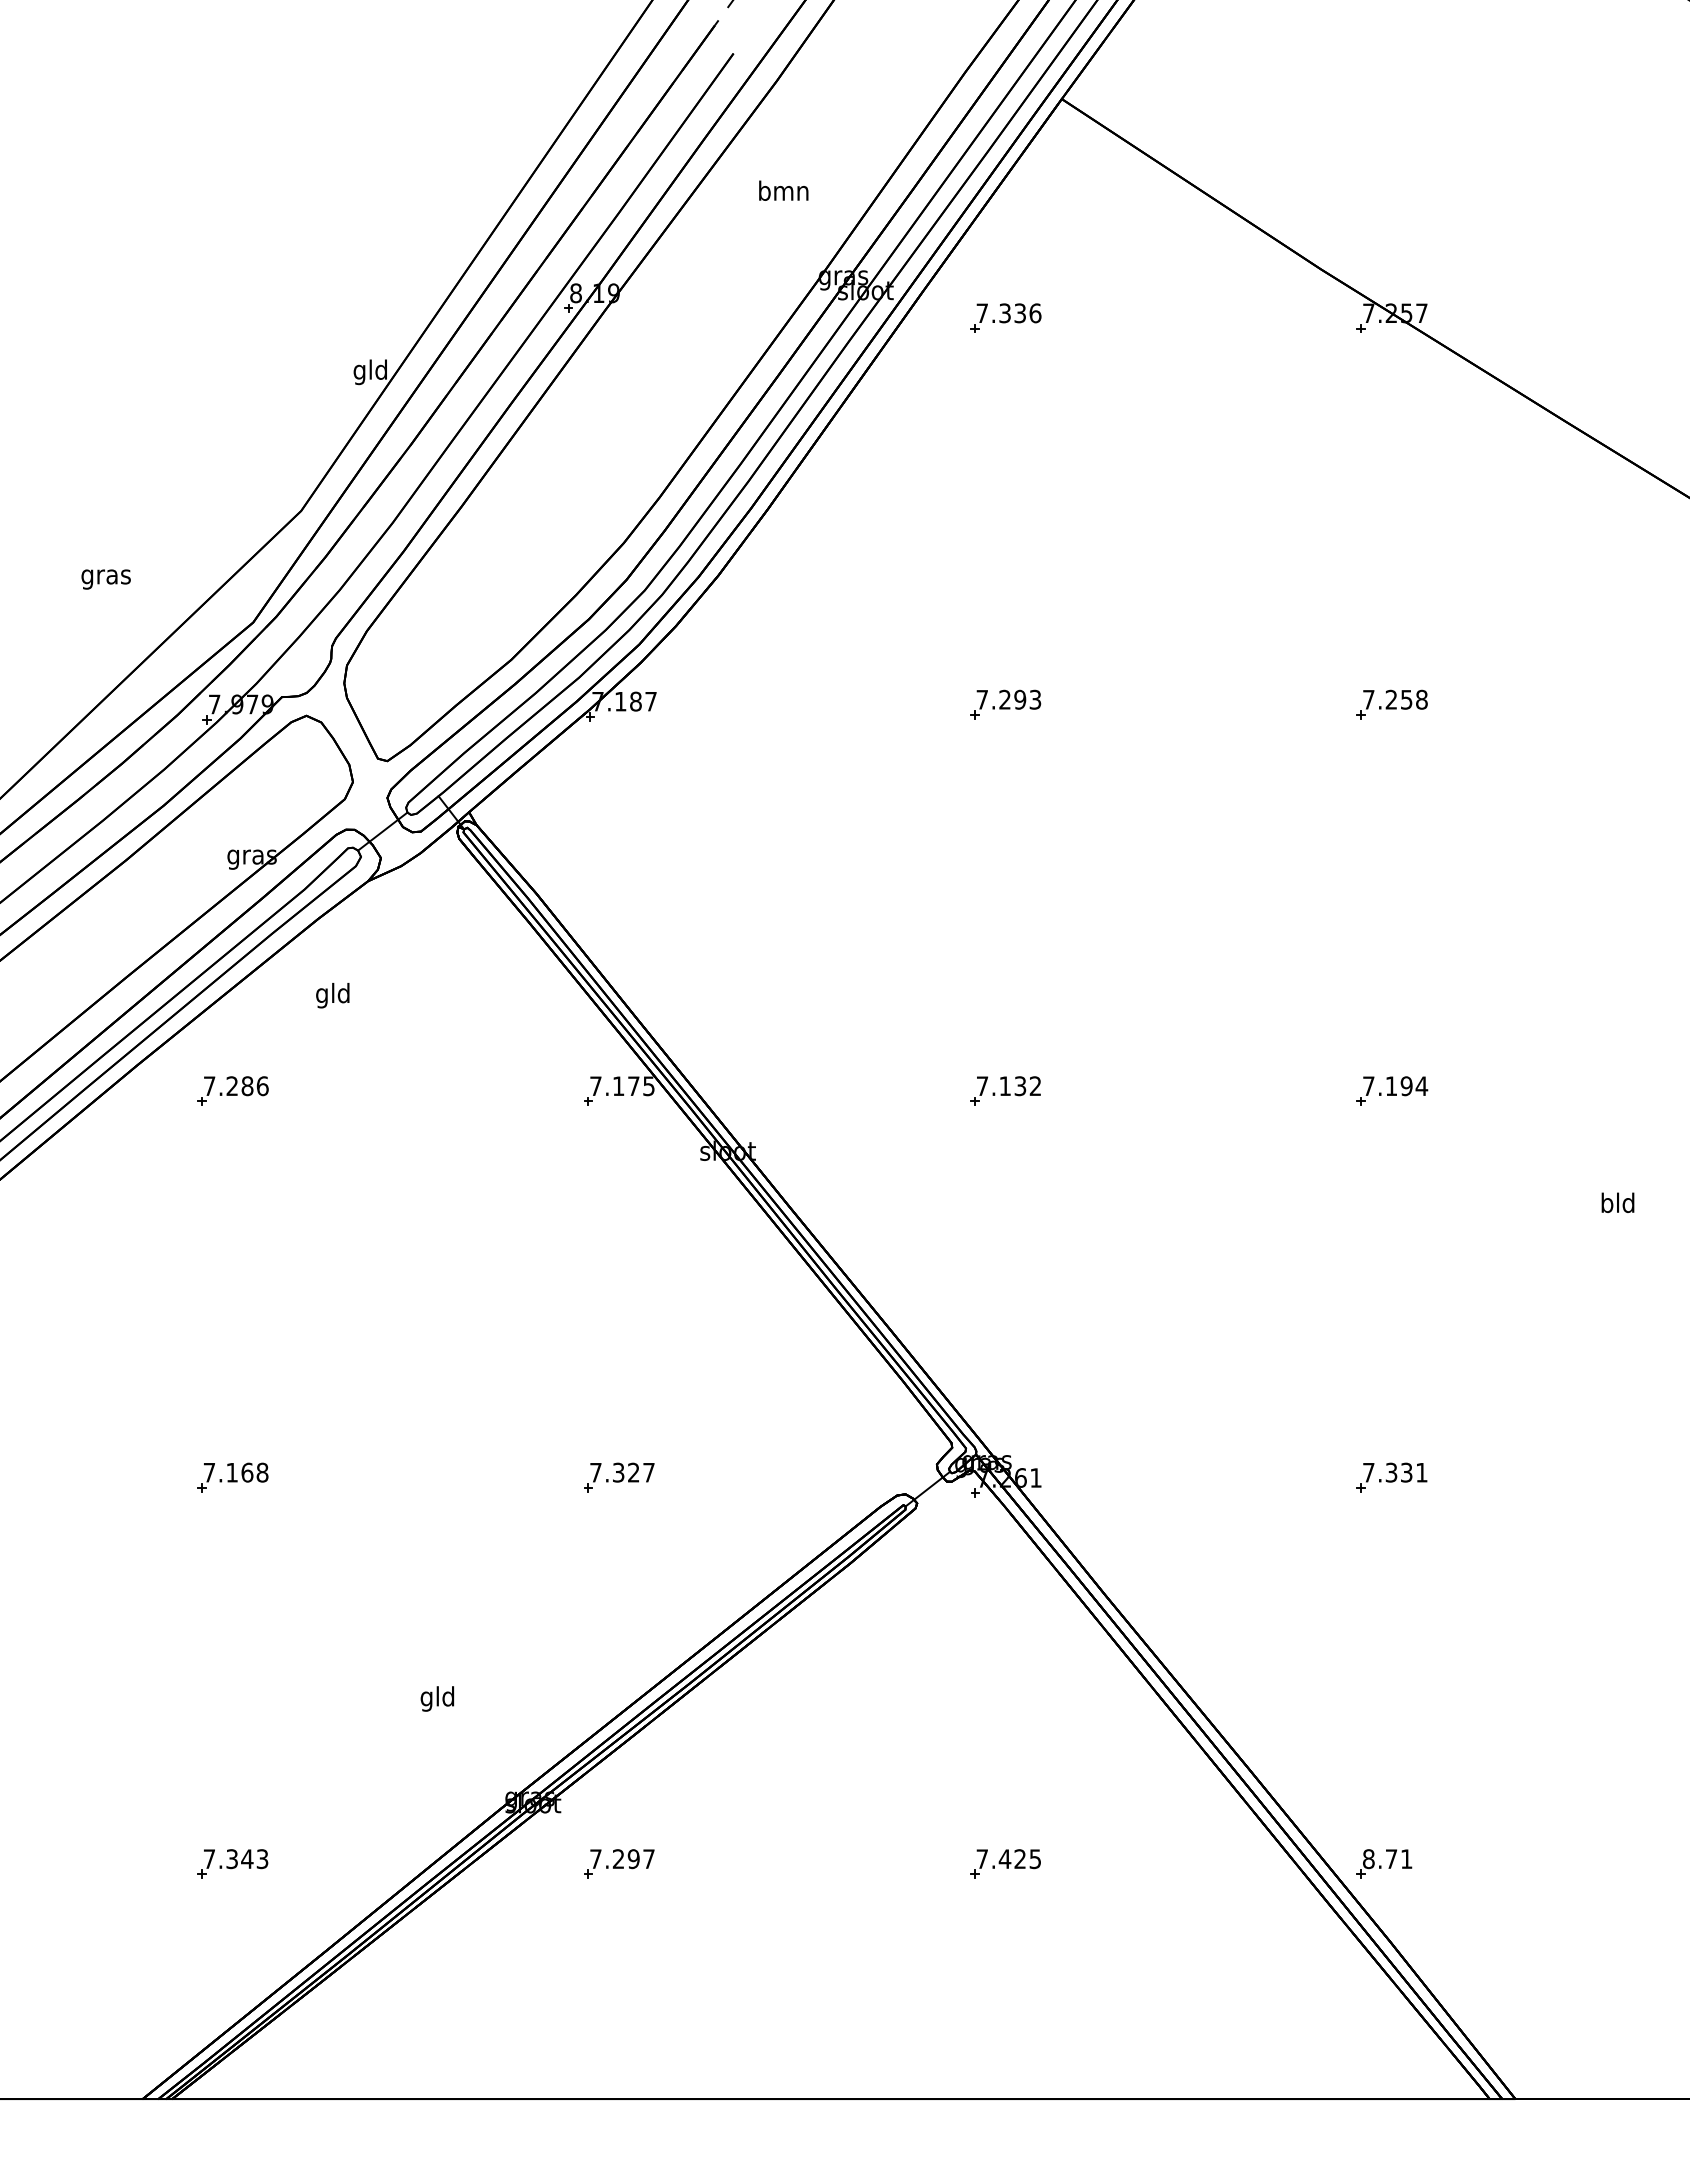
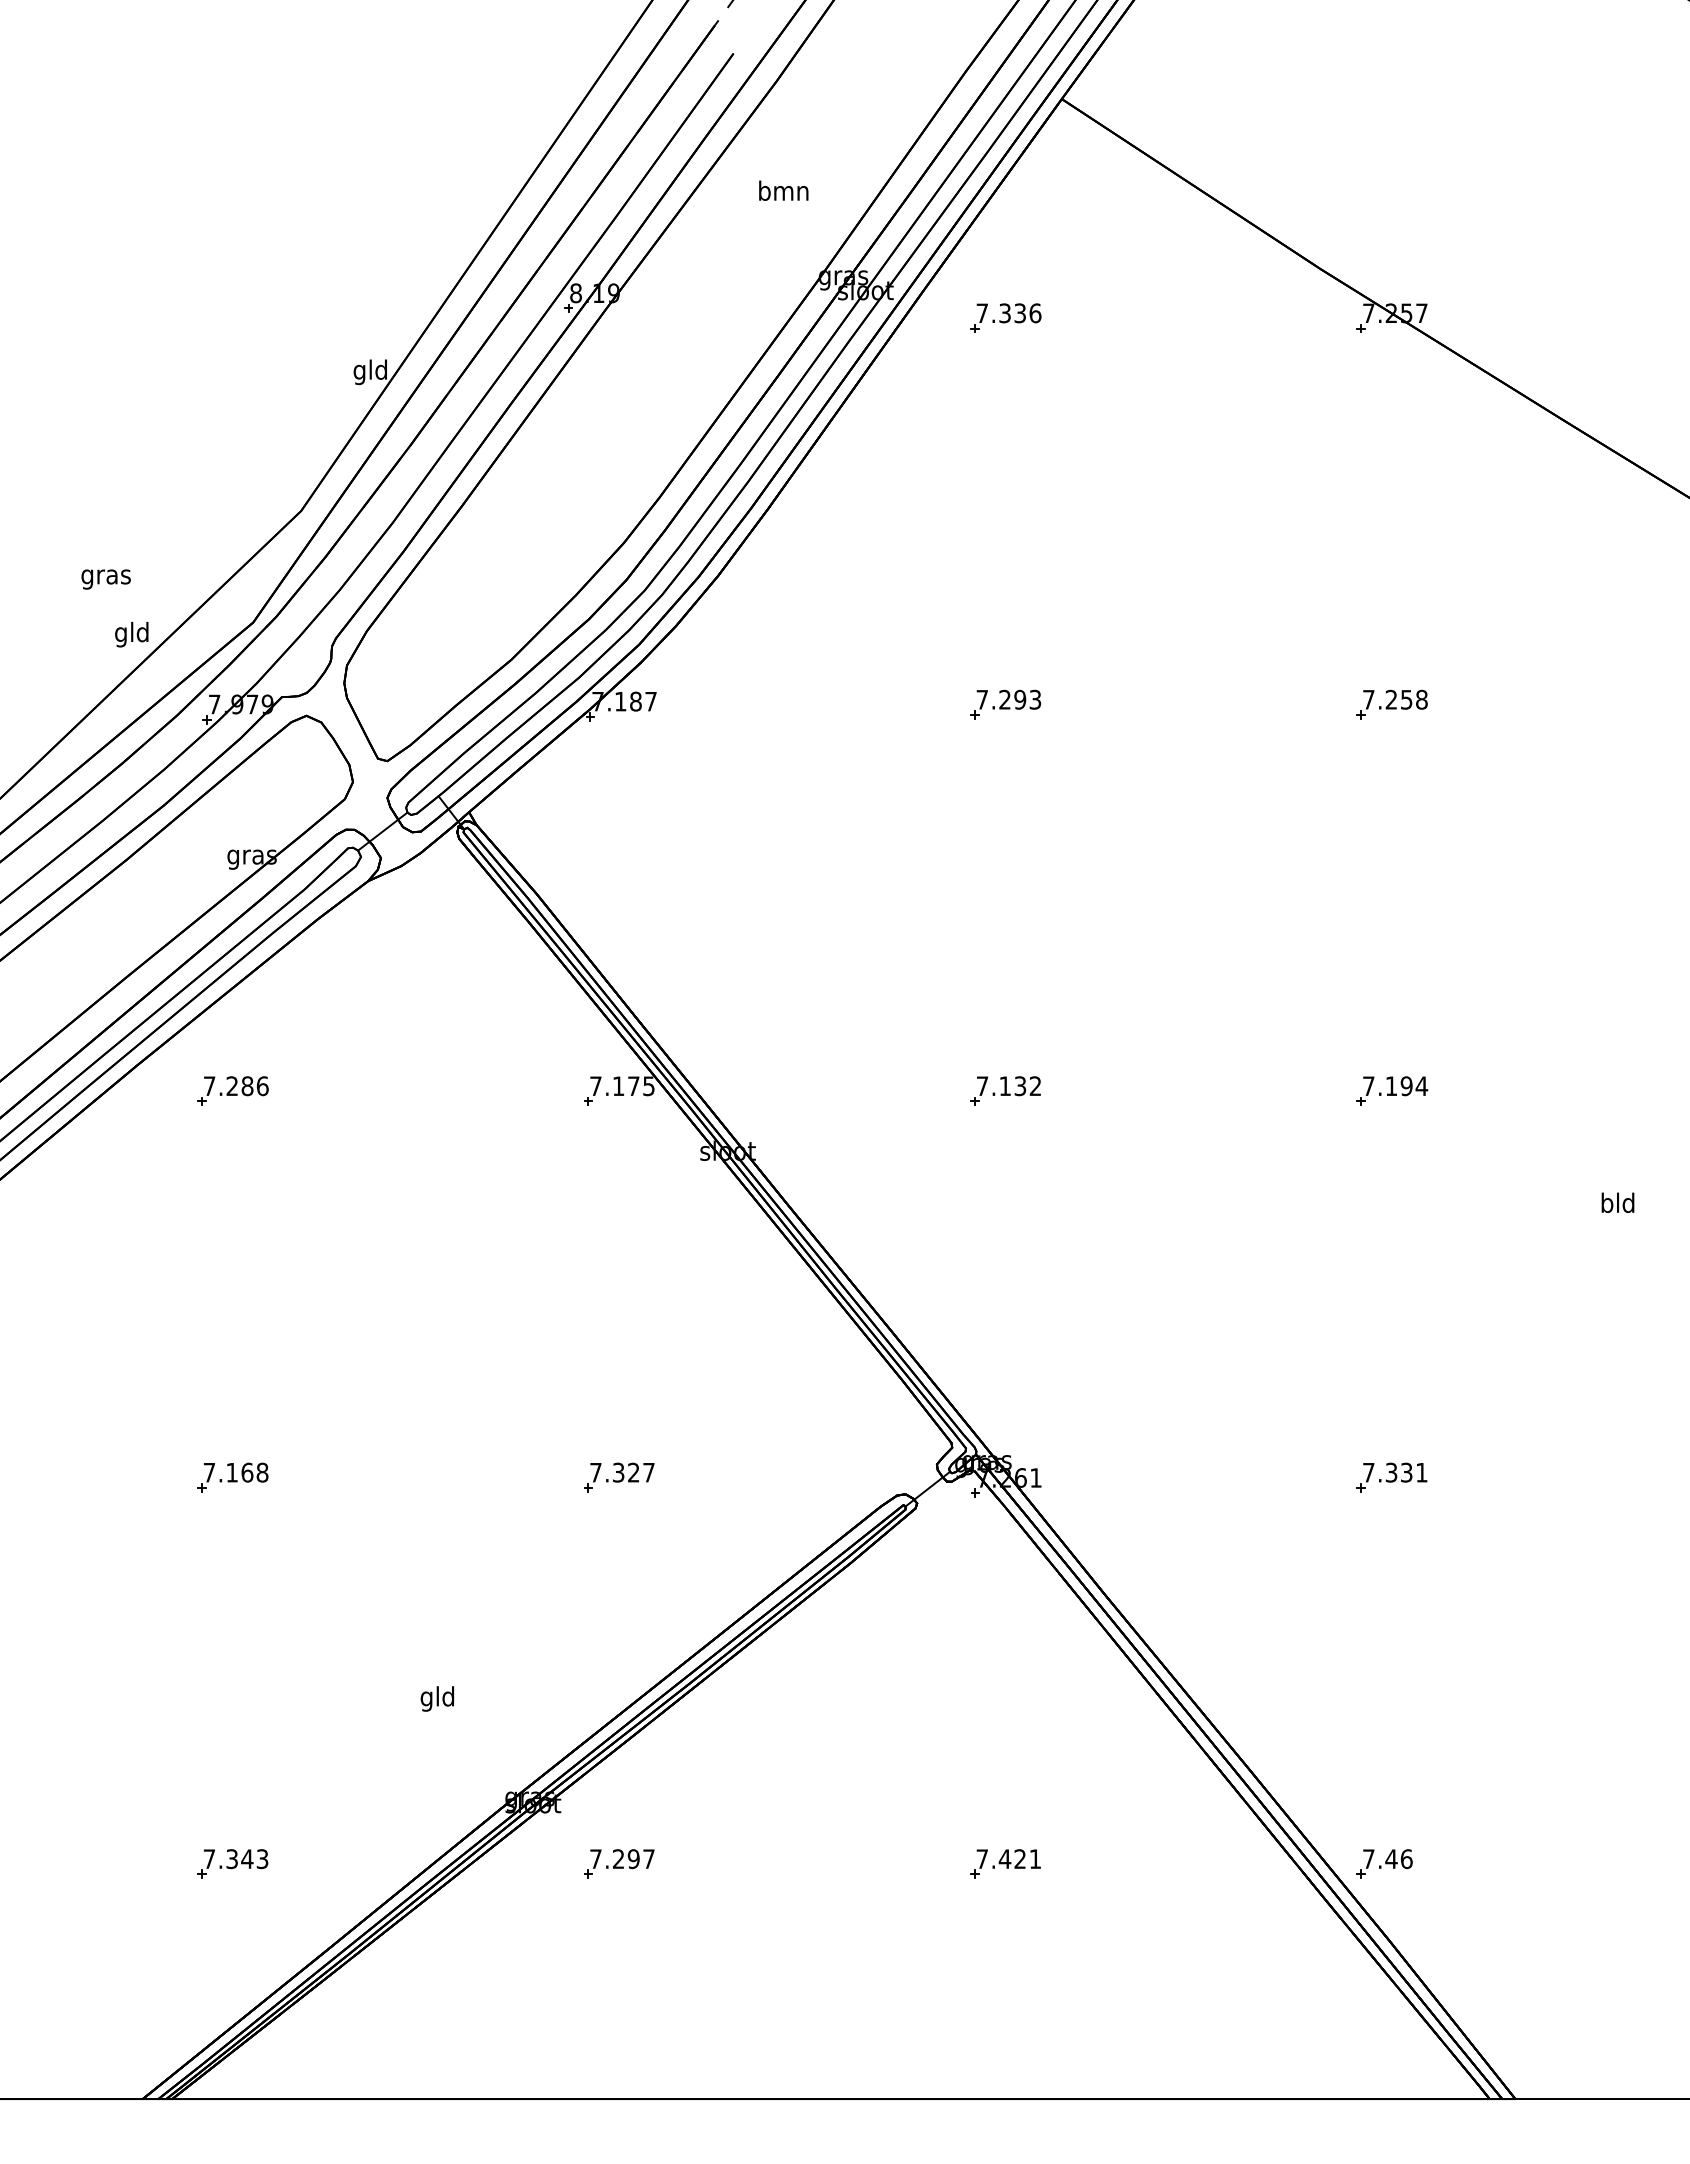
text position: (332, 995) -> (131, 634) (131, 634)
text: 7.425 -> 7.421 (1034, 1859)
text: 8.71 -> 7.46 (1387, 1859)
